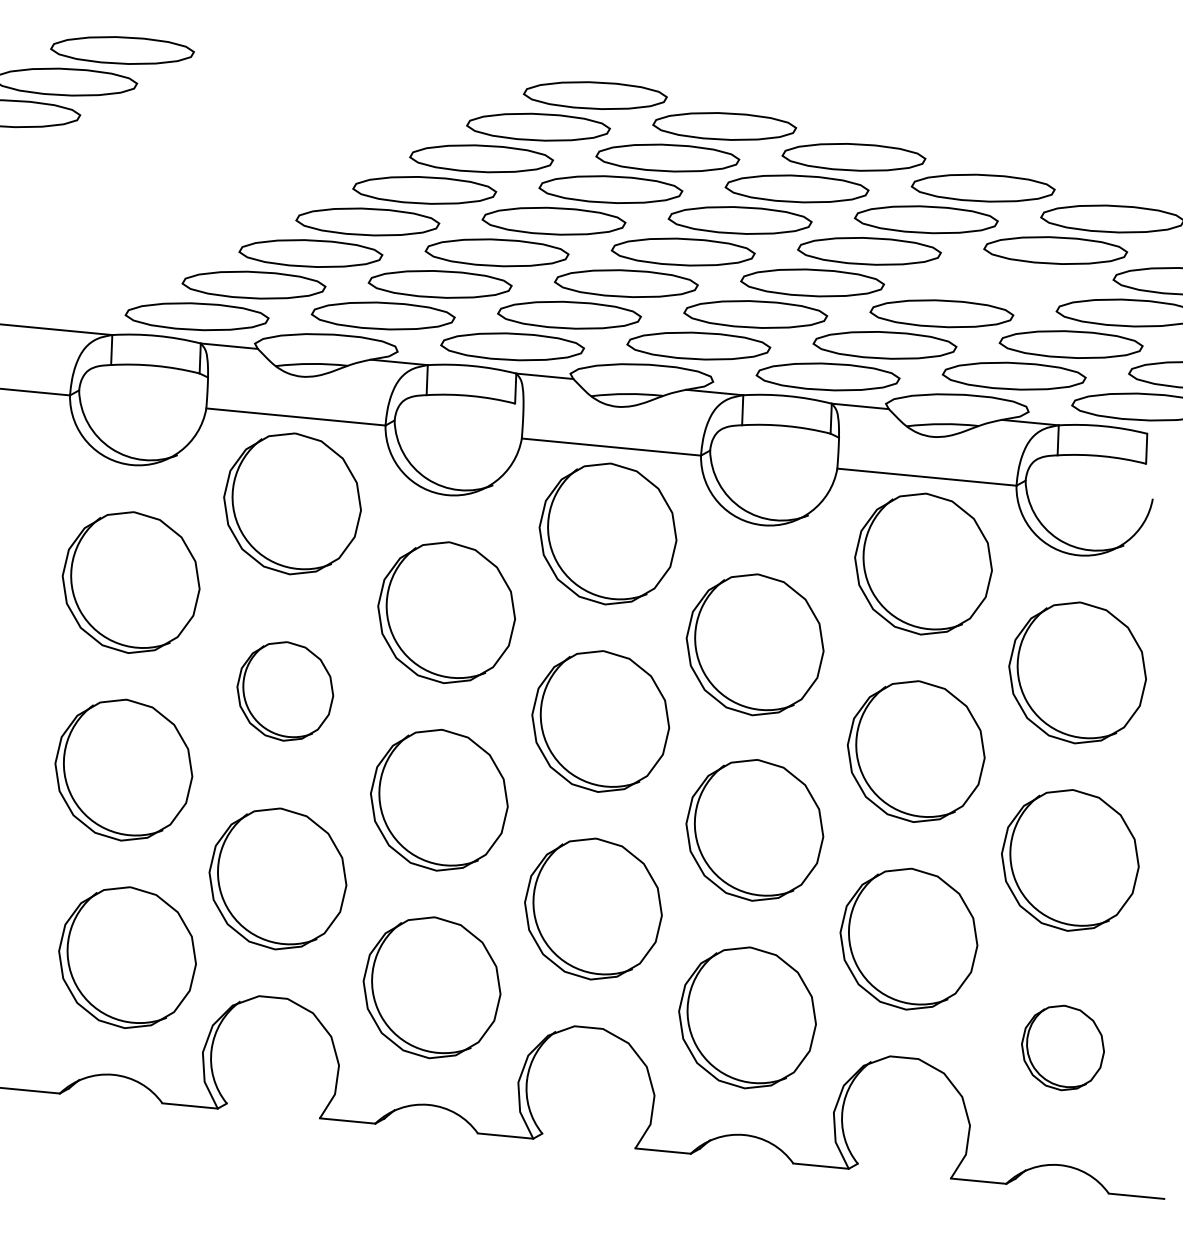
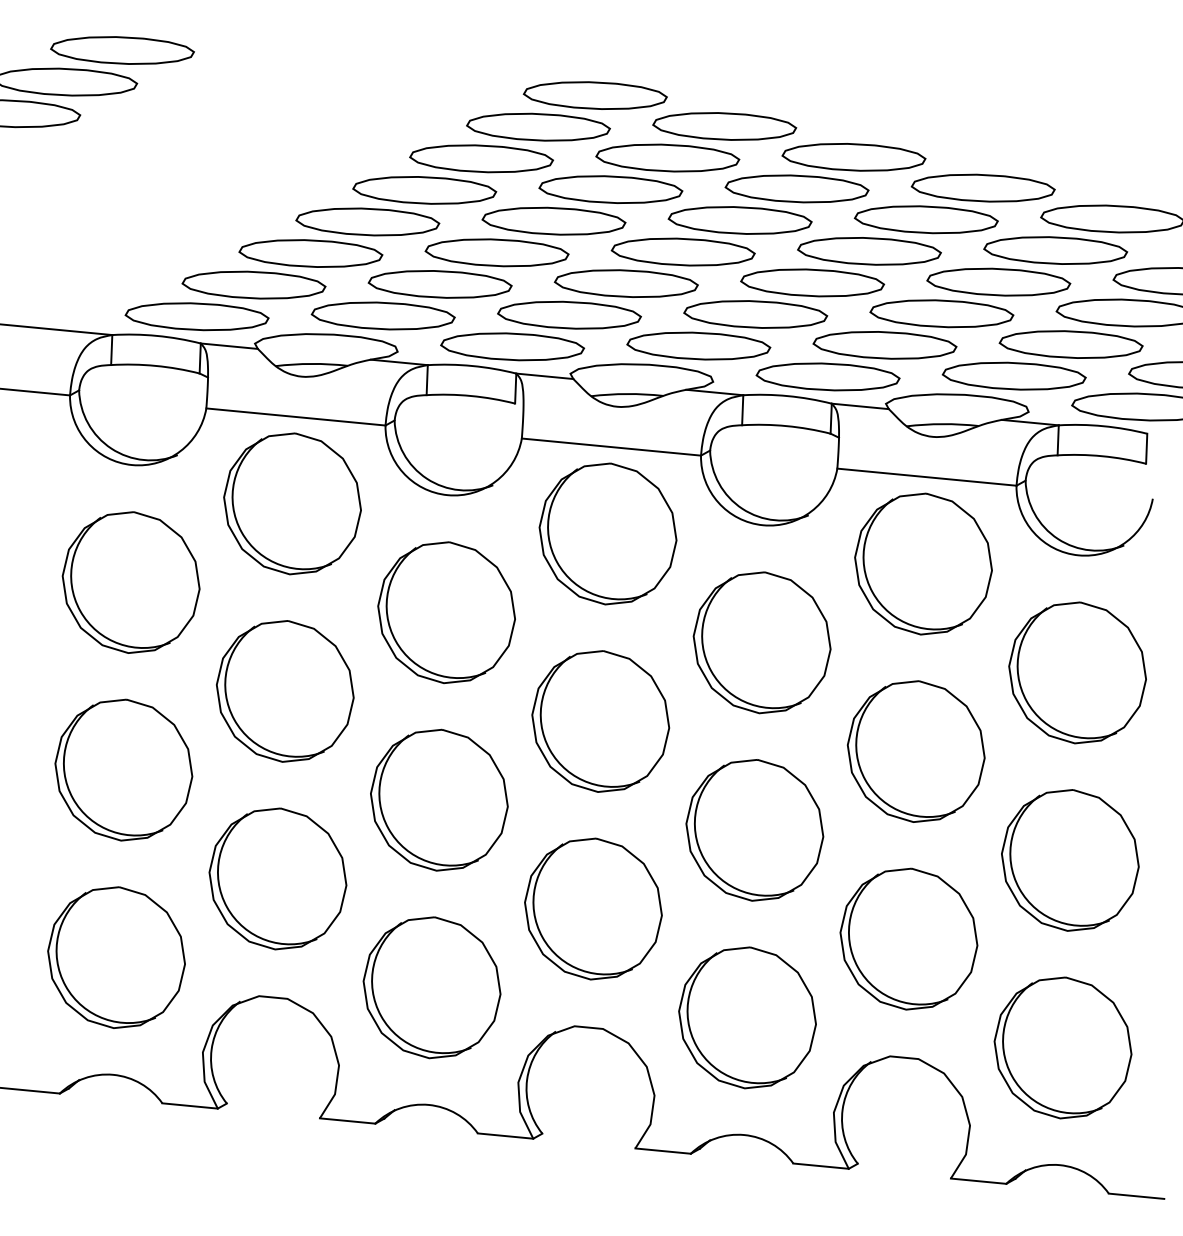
part: none -> present (998, 281)
part position: (754, 644) -> (761, 642) (761, 642)
part size: 99x101 px -> 139x143 px (285, 691)
part position: (127, 957) -> (116, 957) (116, 957)
part size: 84x88 px -> 140x144 px (1062, 1047)
